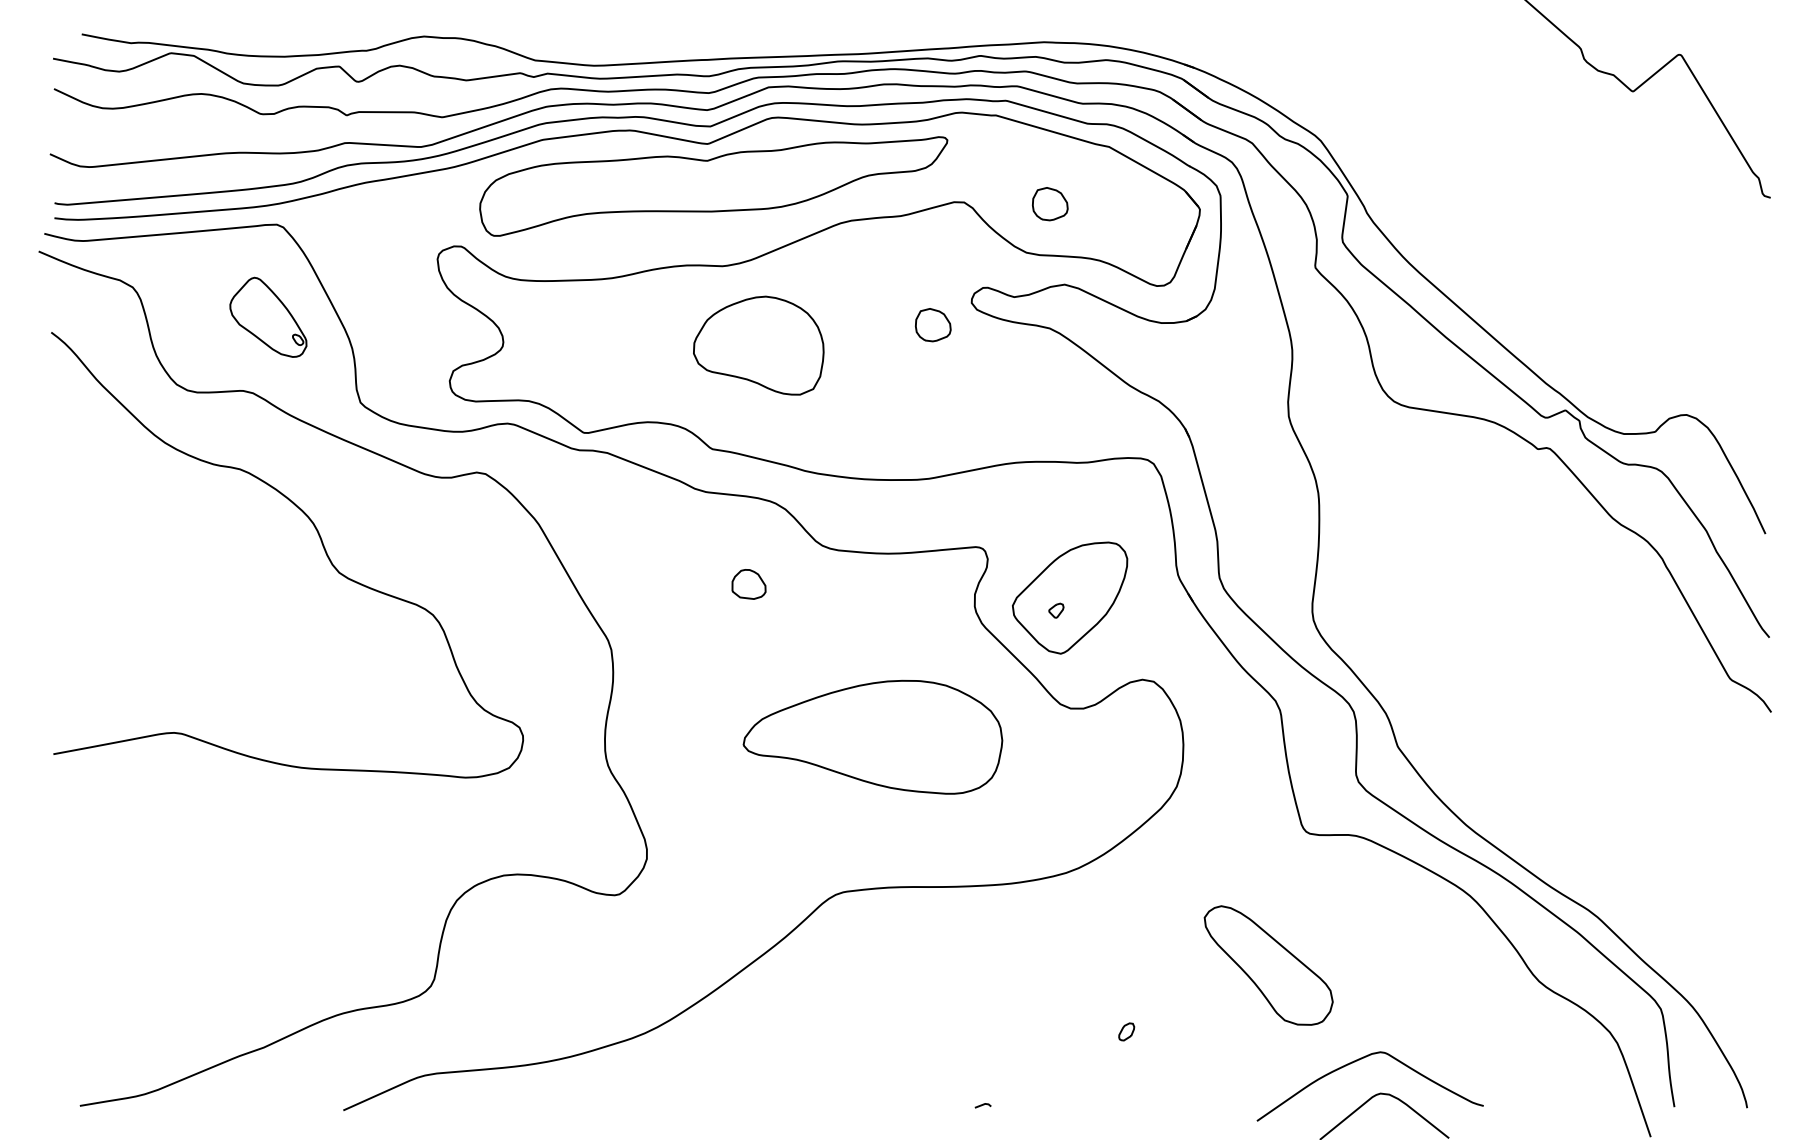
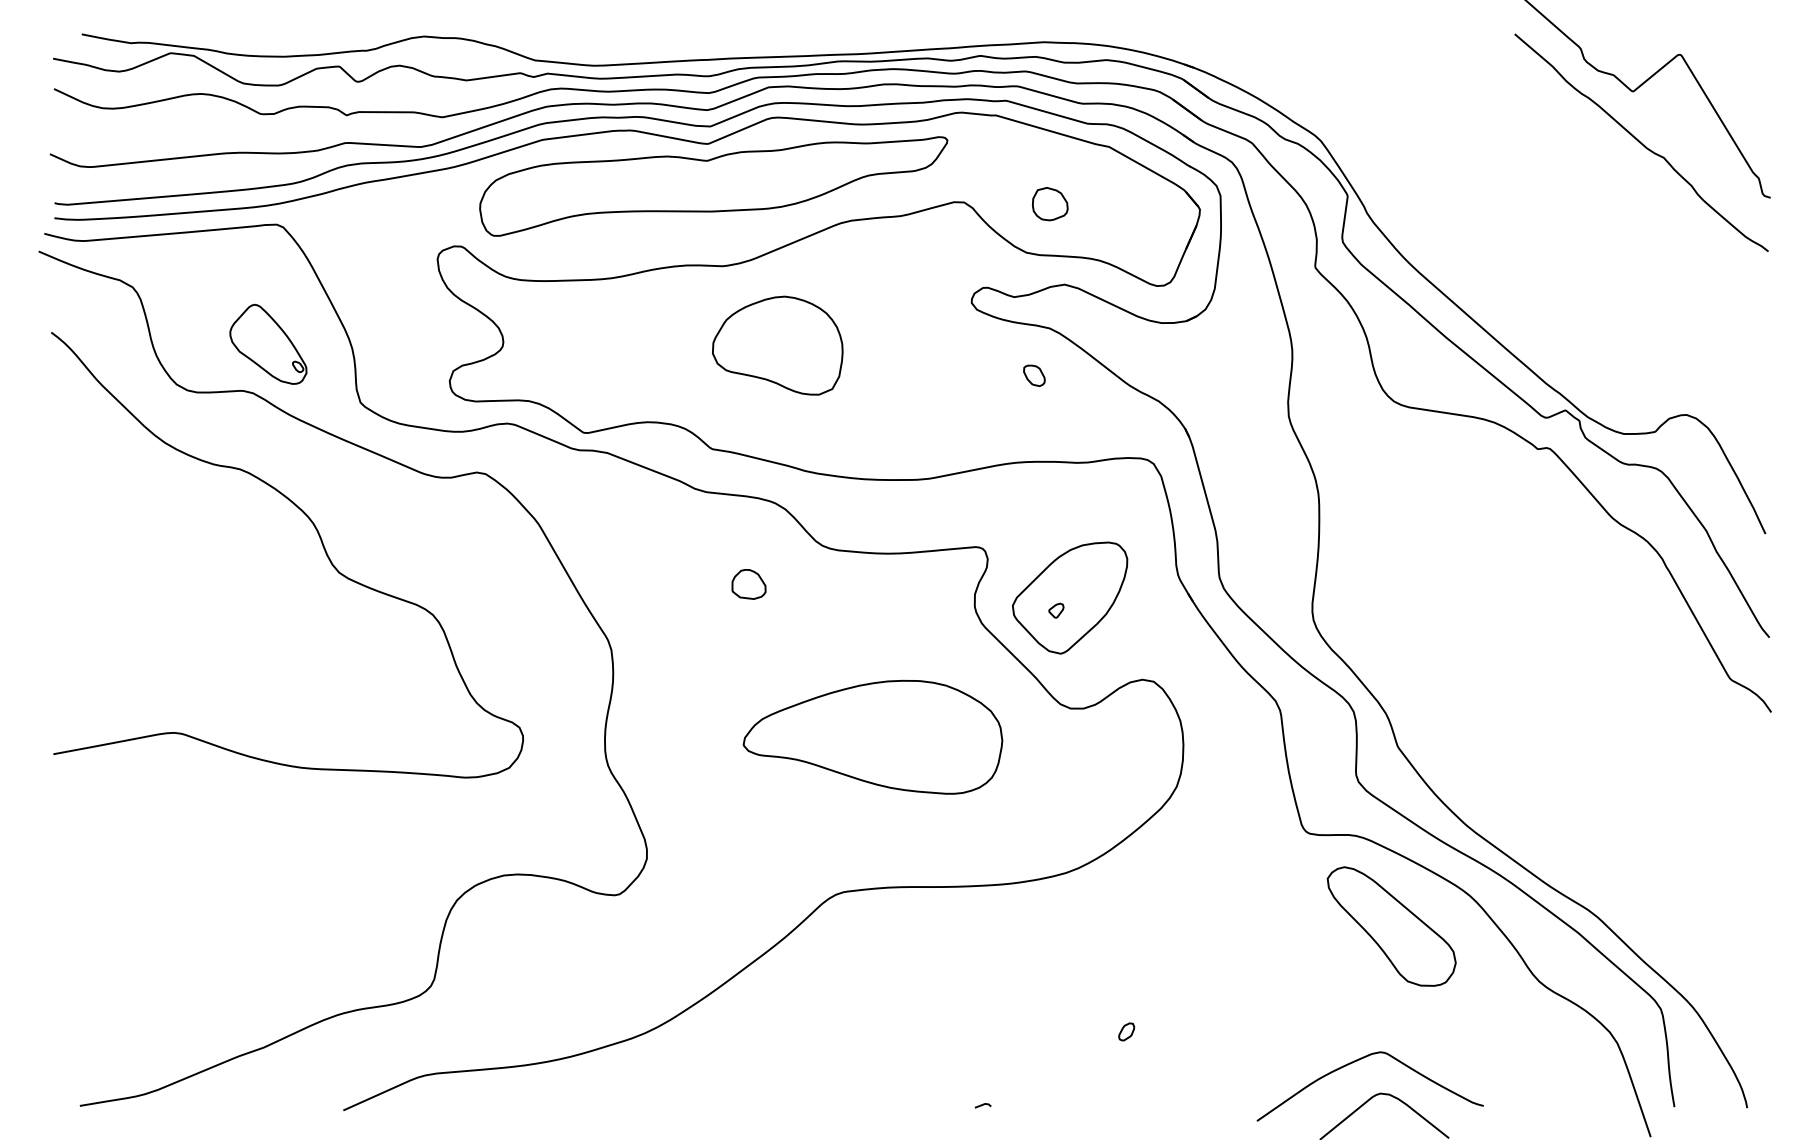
curve: none -> present (1641, 142)
part position: (268, 316) -> (268, 343) (268, 343)
part: present -> none (933, 325)
part position: (758, 345) -> (777, 345) (777, 345)
part: none -> present (1034, 375)
part position: (1268, 965) -> (1391, 926) (1391, 926)
